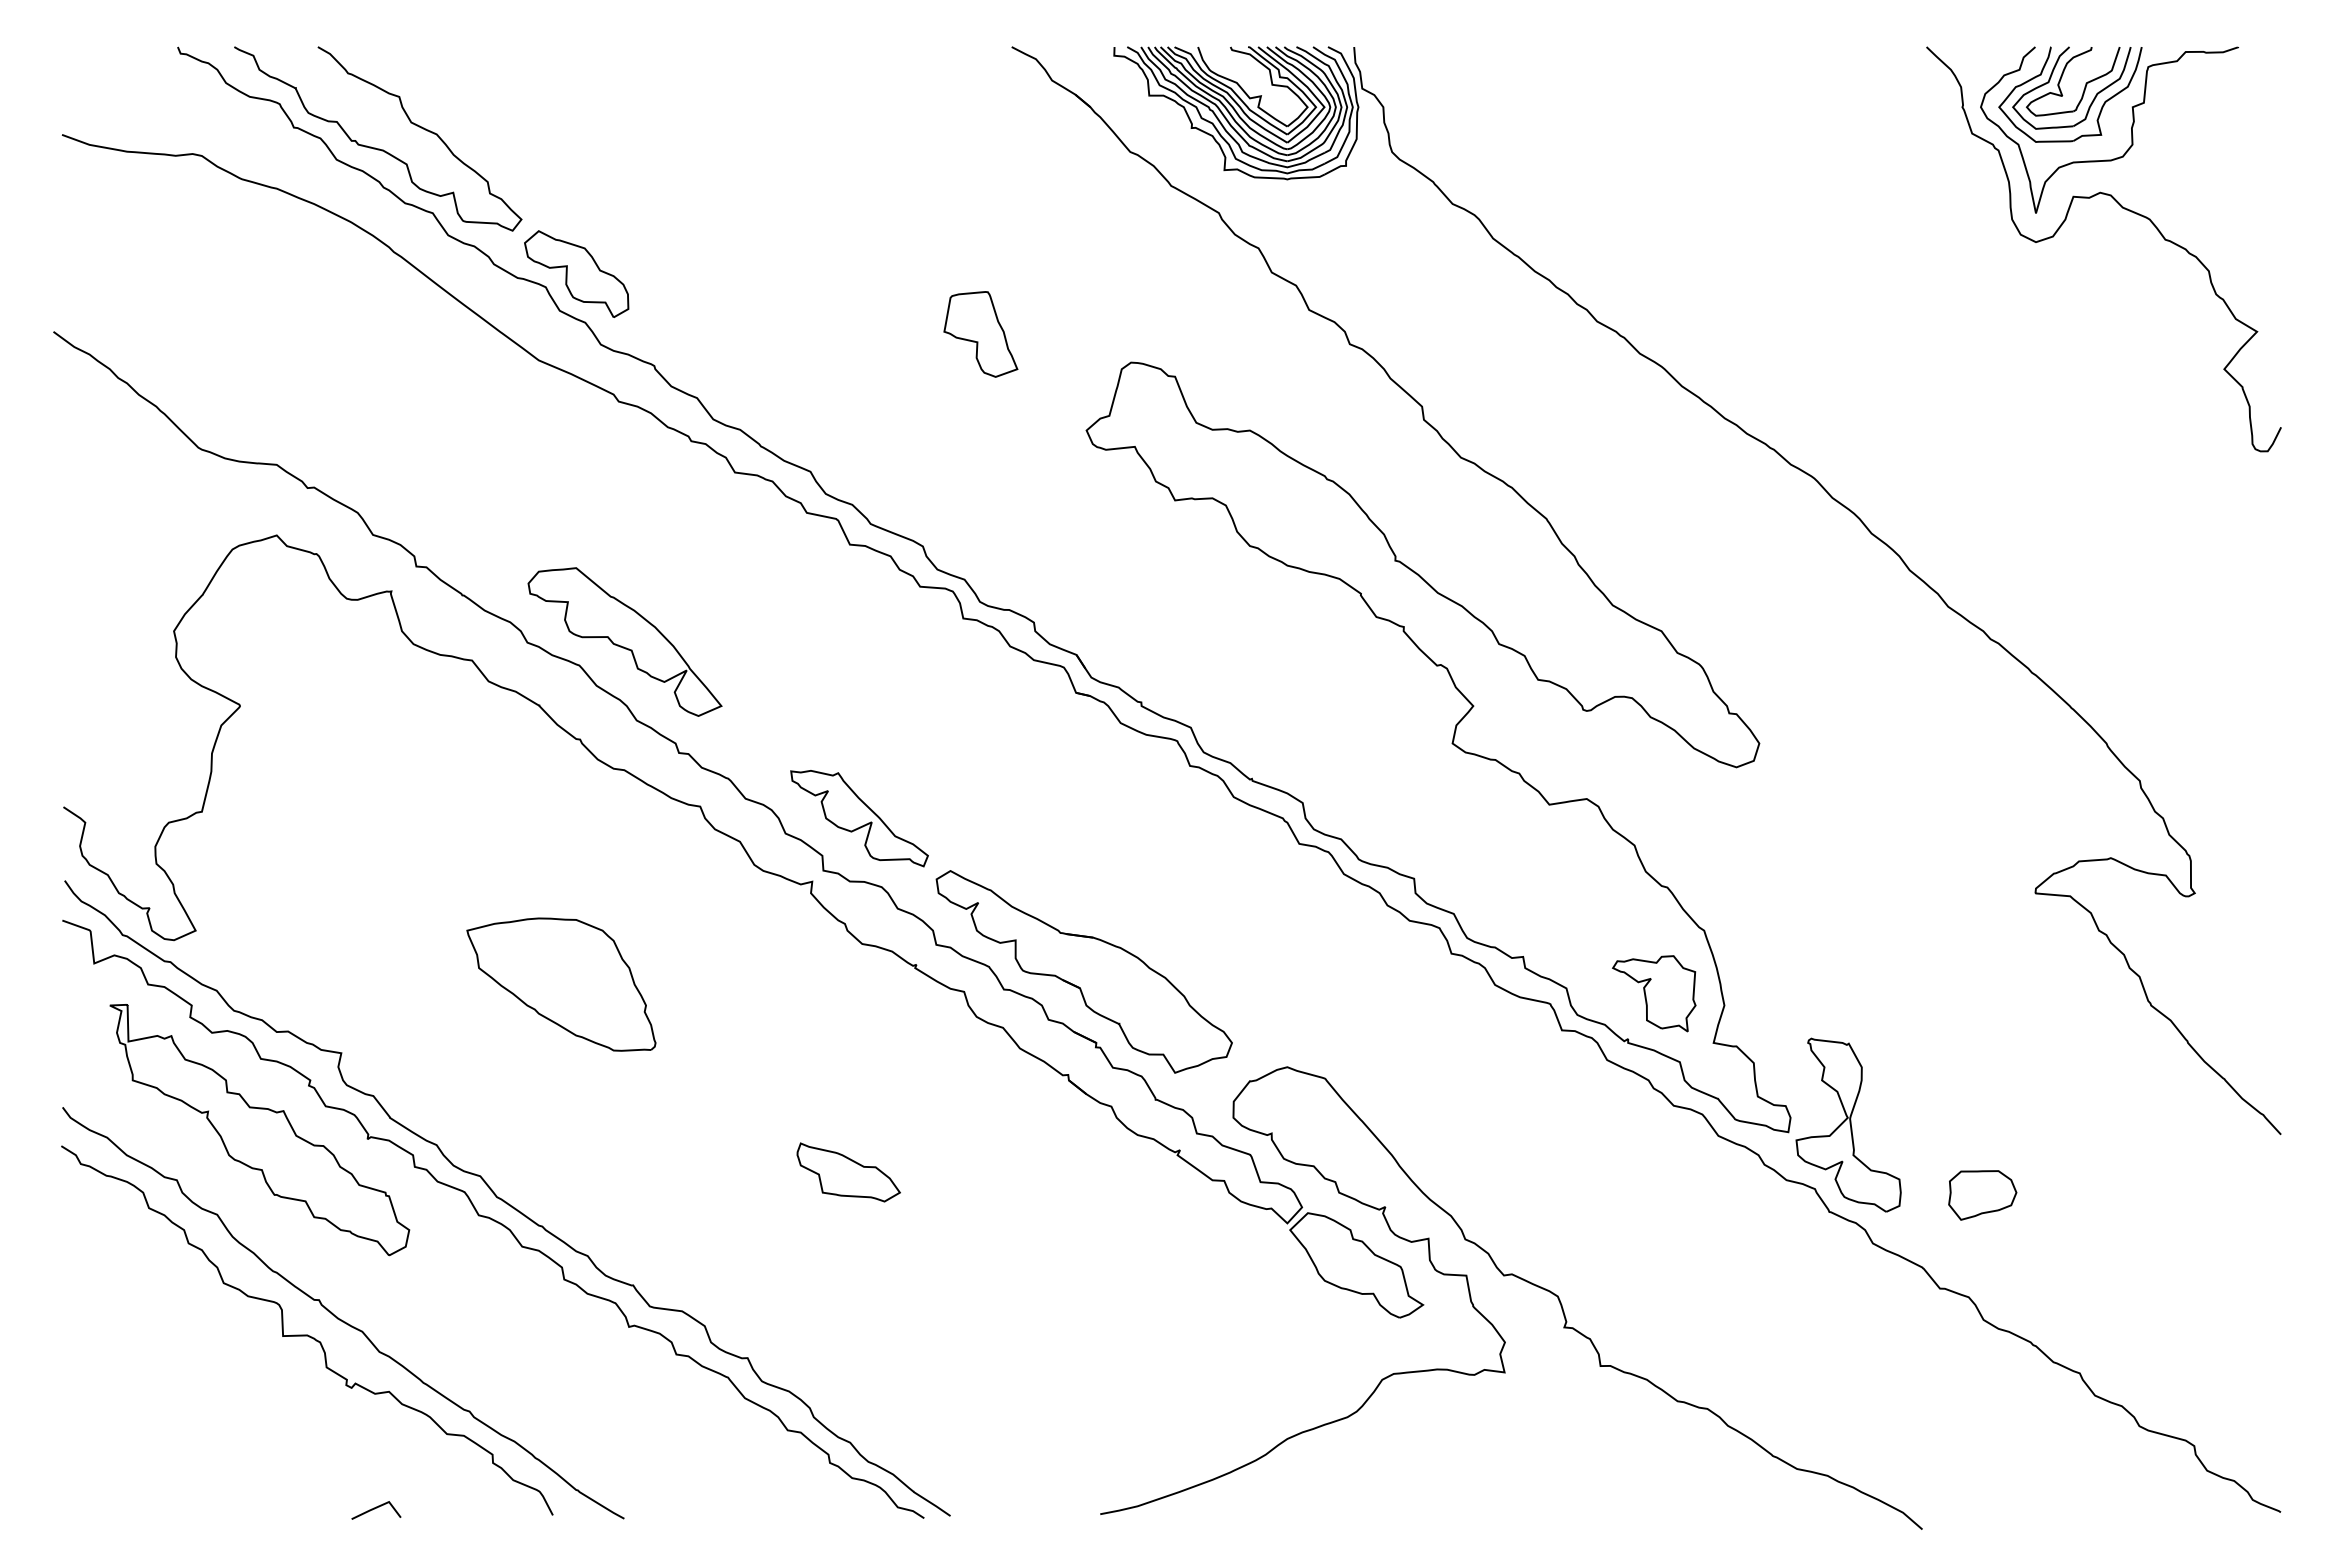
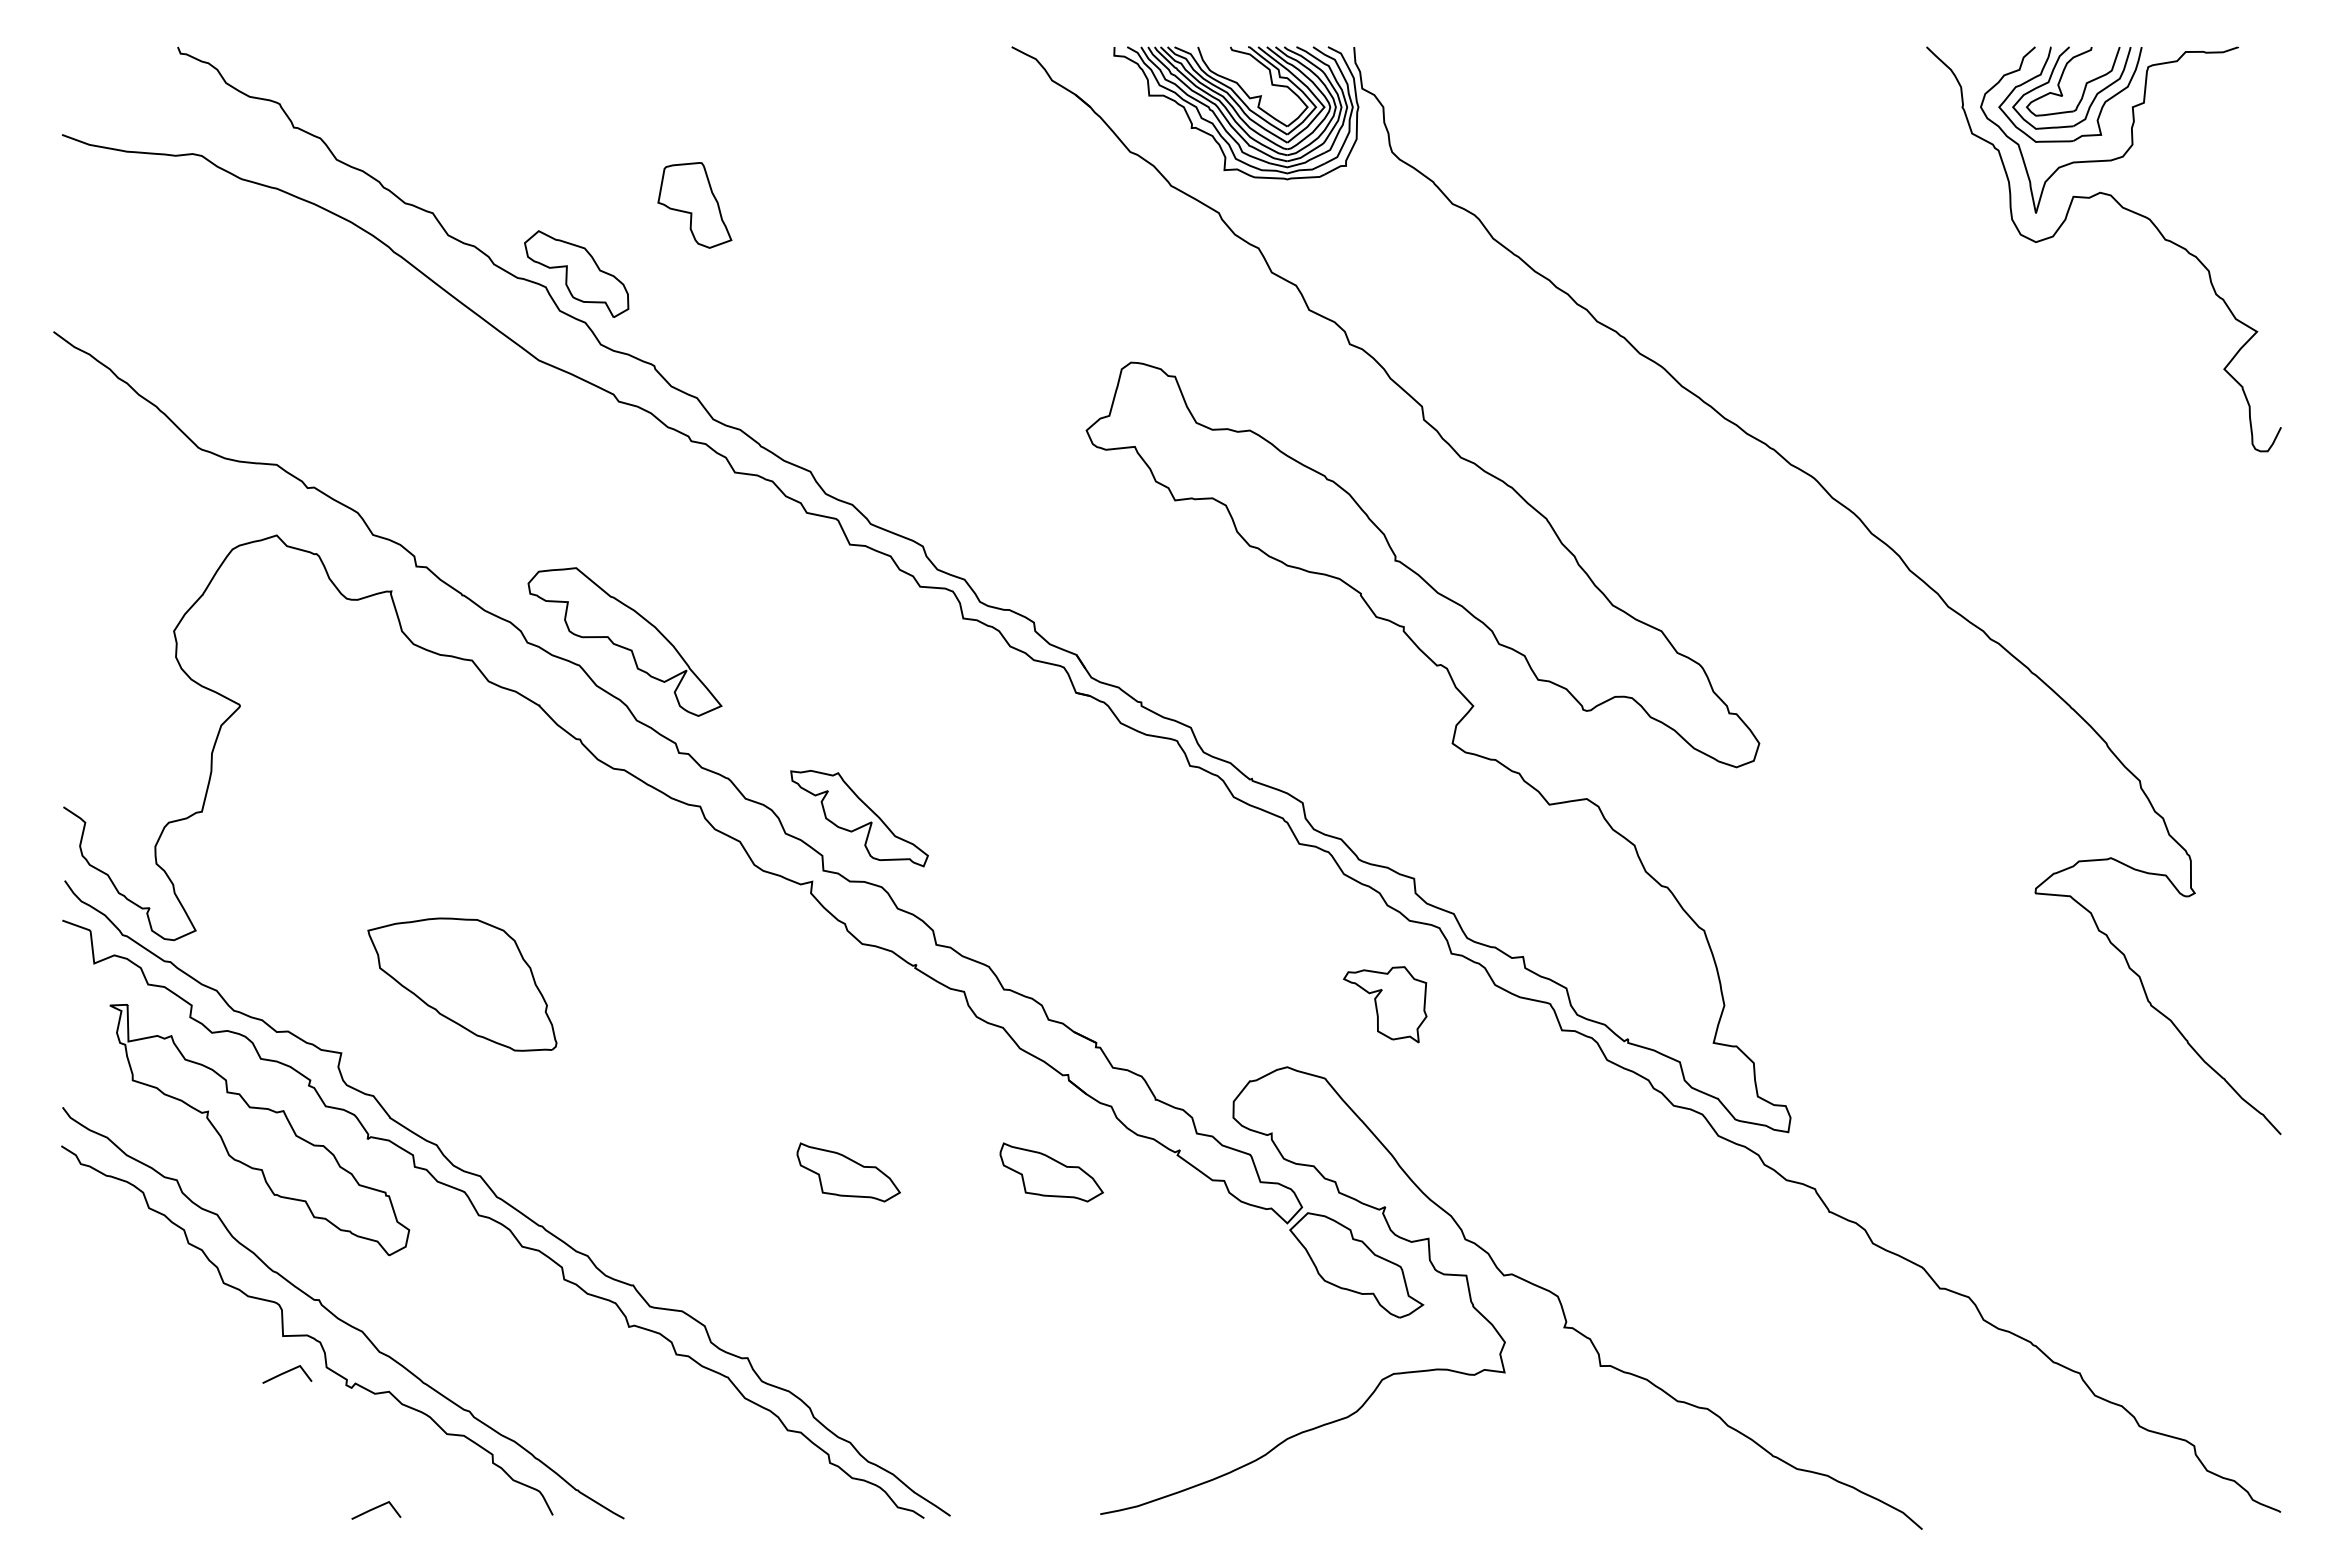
curve: present -> none (375, 147)
part position: (980, 334) -> (694, 205) (694, 205)
part: present -> none (1083, 971)
part position: (561, 984) -> (462, 984) (462, 984)
part position: (1654, 993) -> (1385, 1004) (1385, 1004)
part: present -> none (1848, 1124)
part: none -> present (1051, 1172)
part: present -> none (1982, 1195)
line: none -> present (287, 1372)
